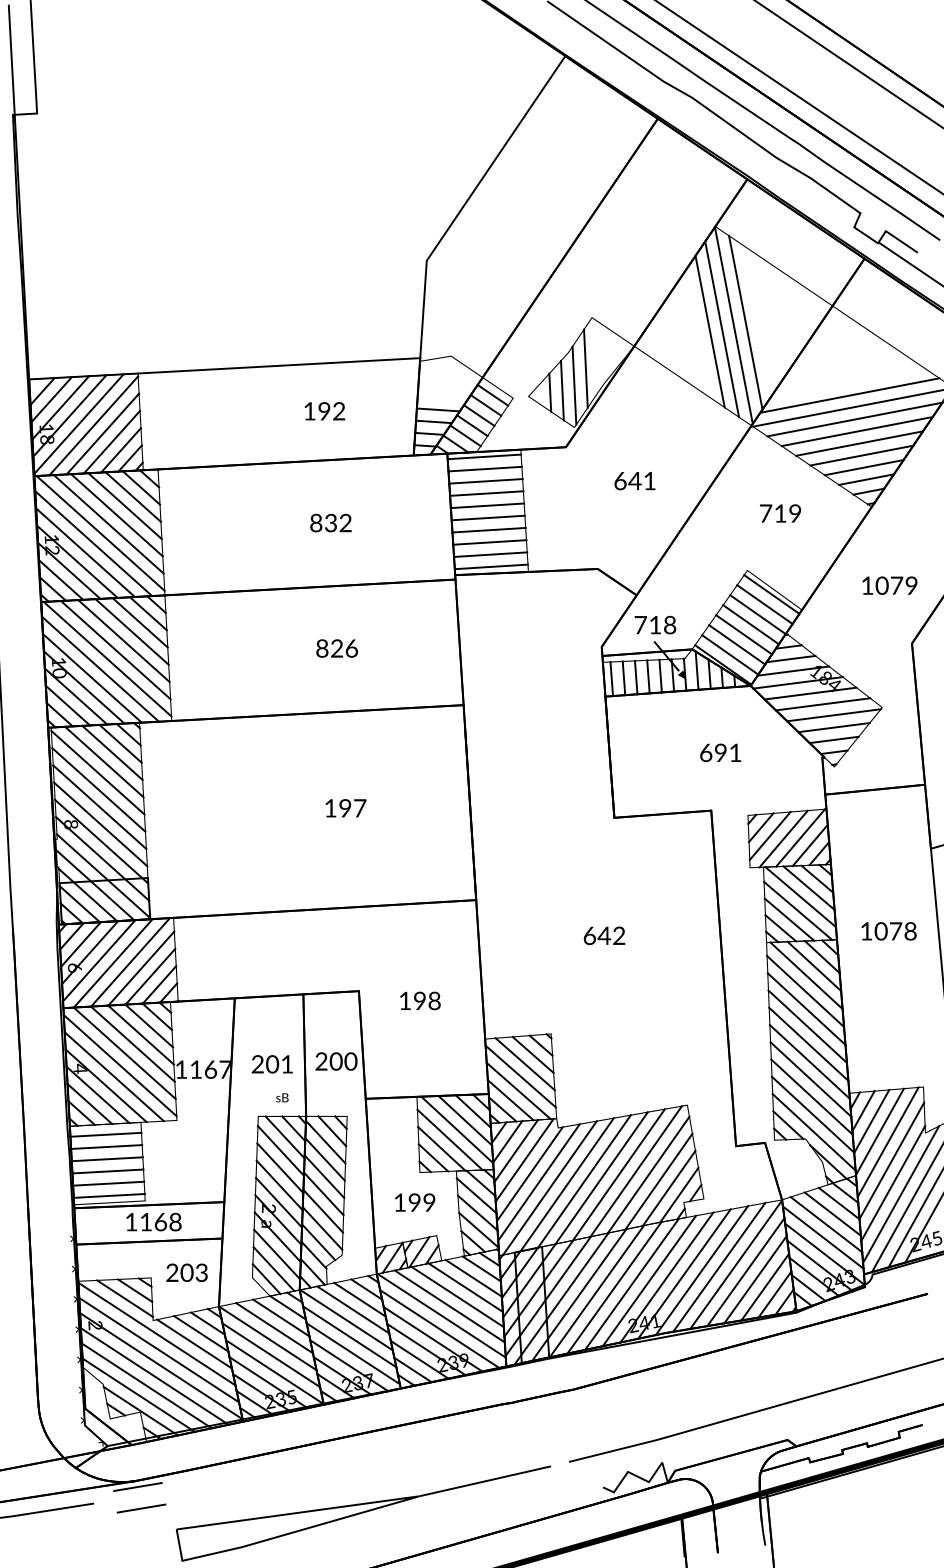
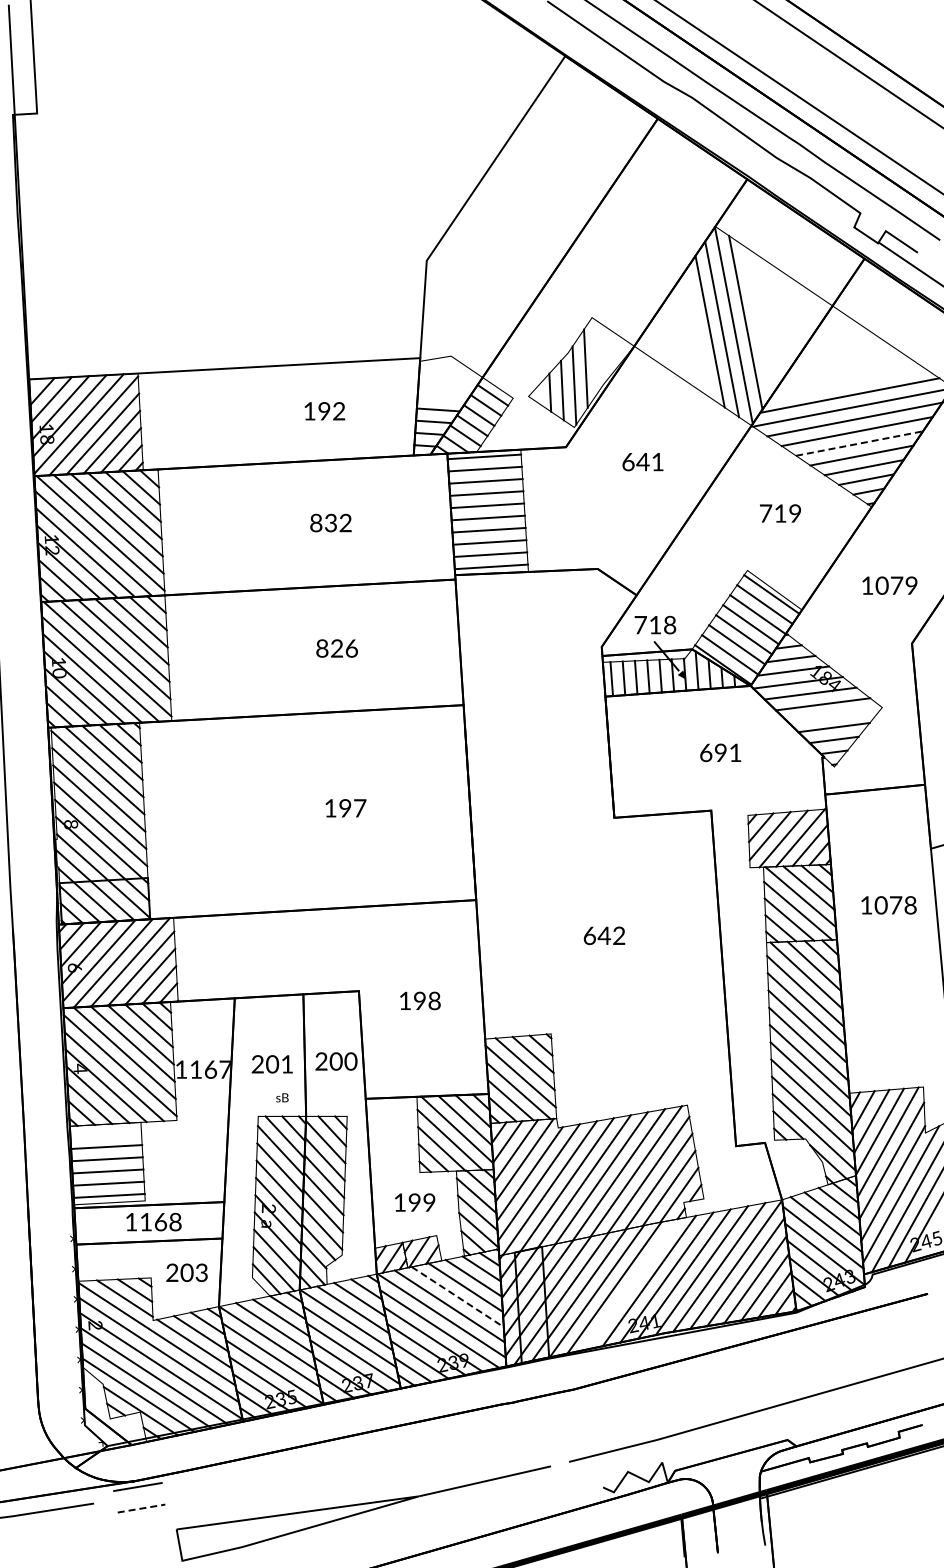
line: solid -> dashed (859, 443)
text position: (634, 481) -> (642, 462) (642, 462)
line: present -> none (833, 715)
text position: (888, 931) -> (888, 905) (888, 905)
line: present -> none (105, 1134)
line: present -> none (631, 1283)
line: solid -> dashed (458, 1297)
line: solid -> dashed (142, 1508)
